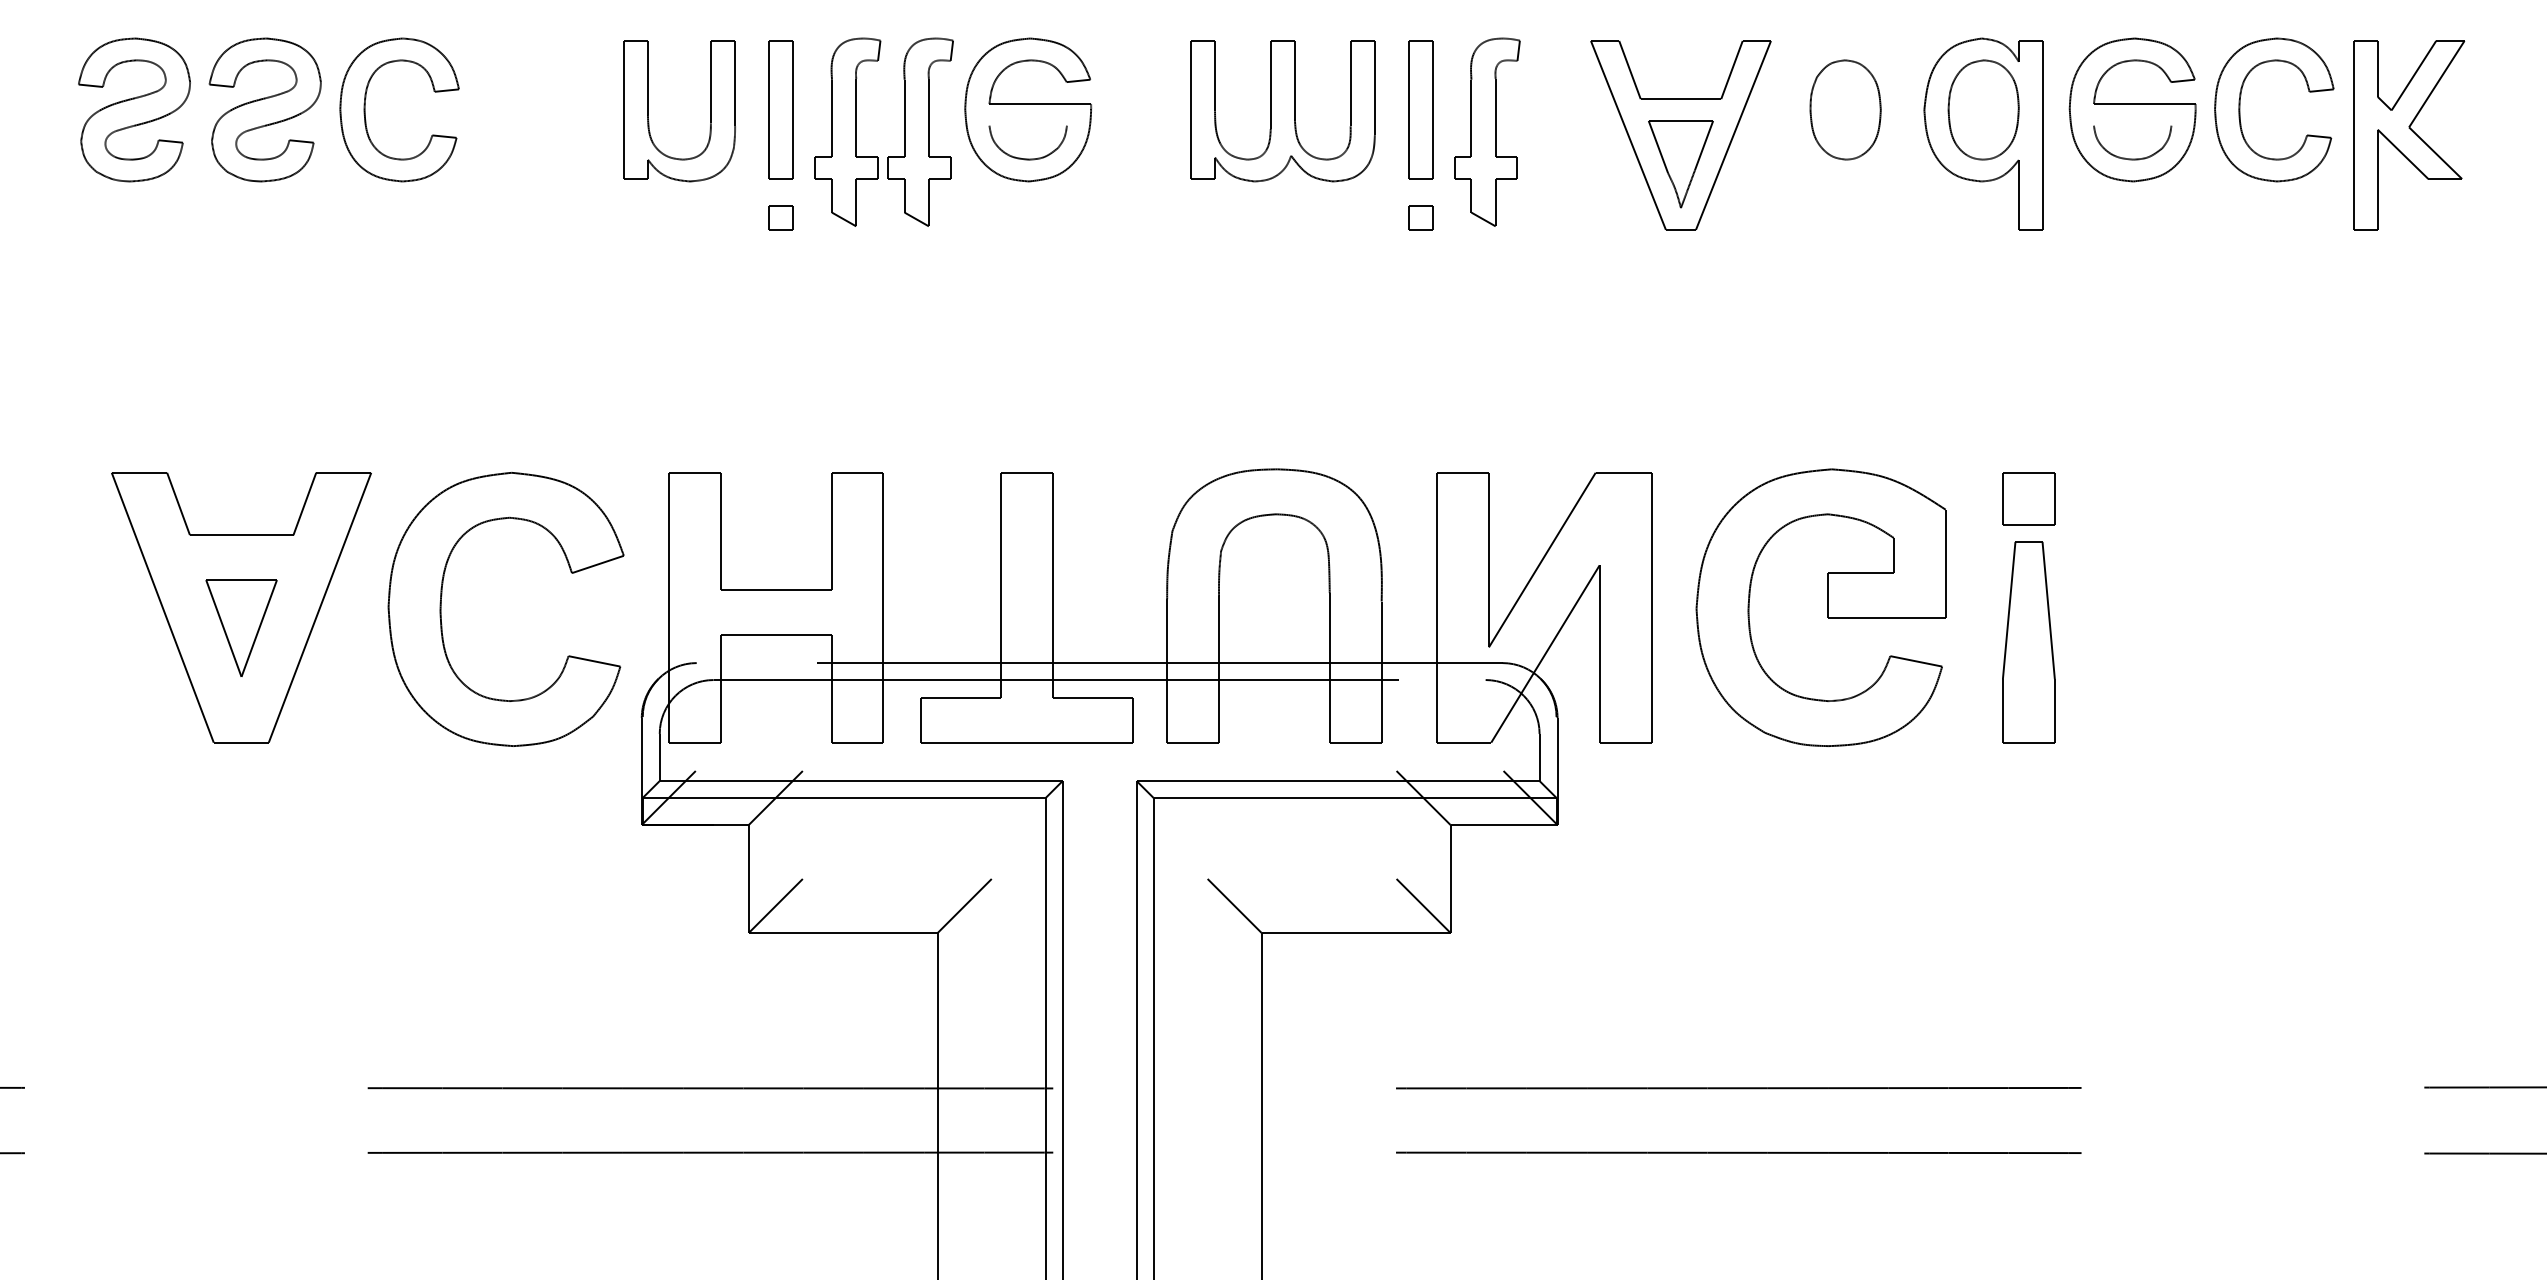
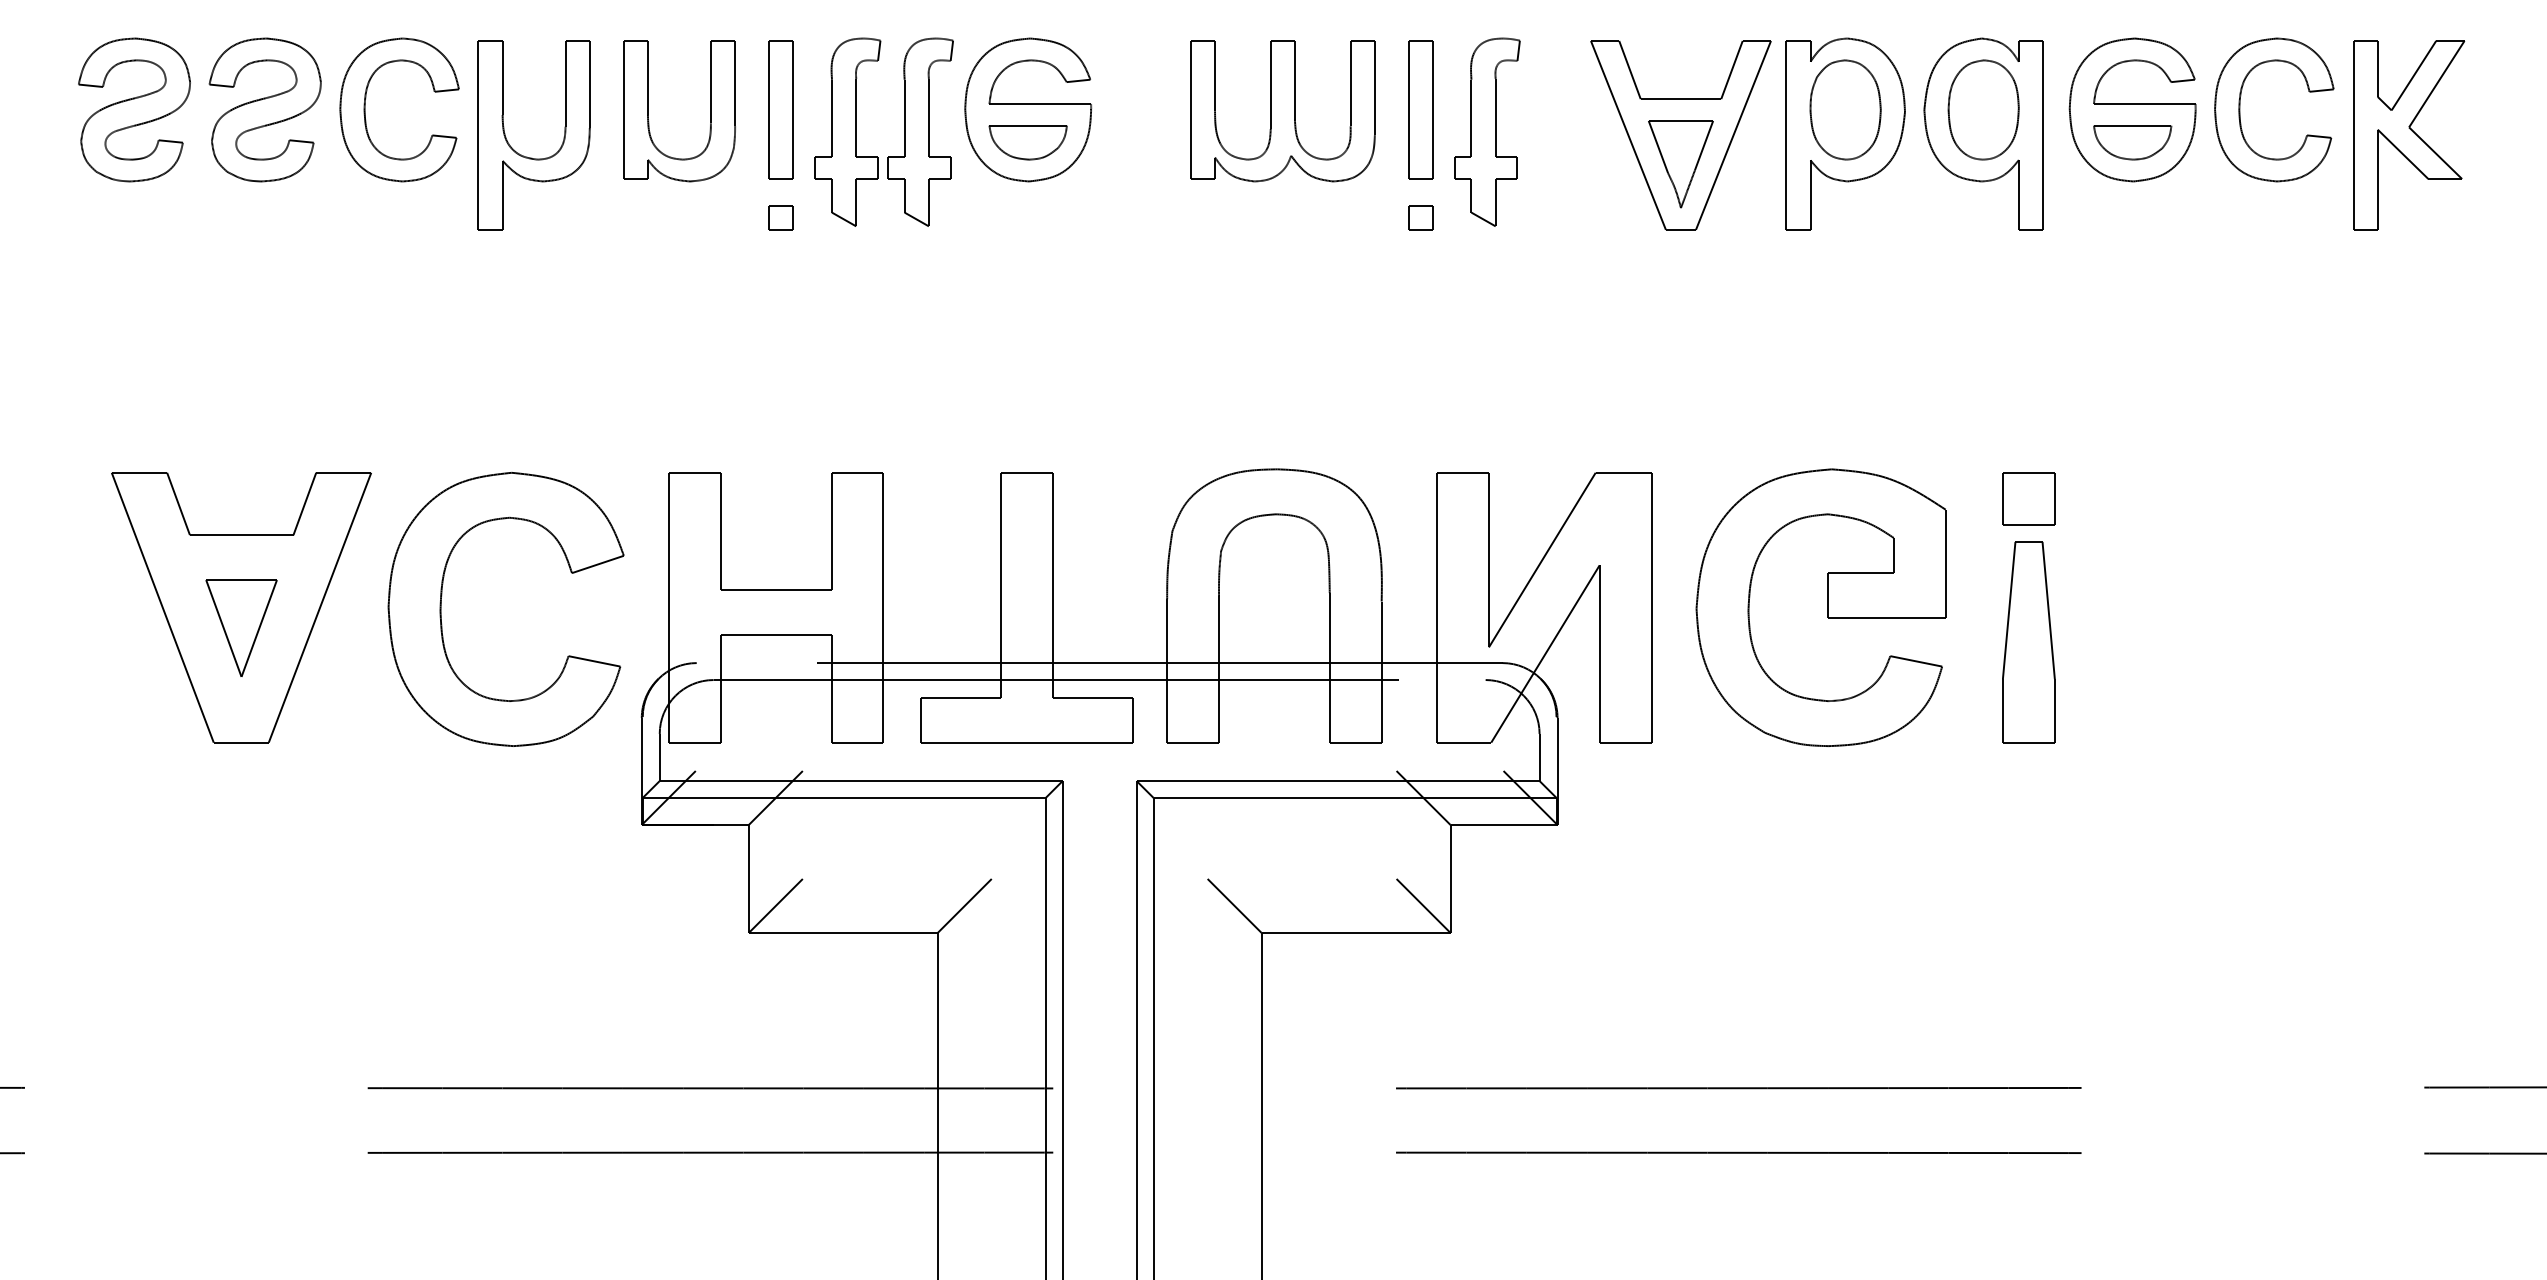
line: none -> present (1027, 125)
line: none -> present (2132, 125)
part: none -> present (1845, 133)
part: none -> present (527, 156)
